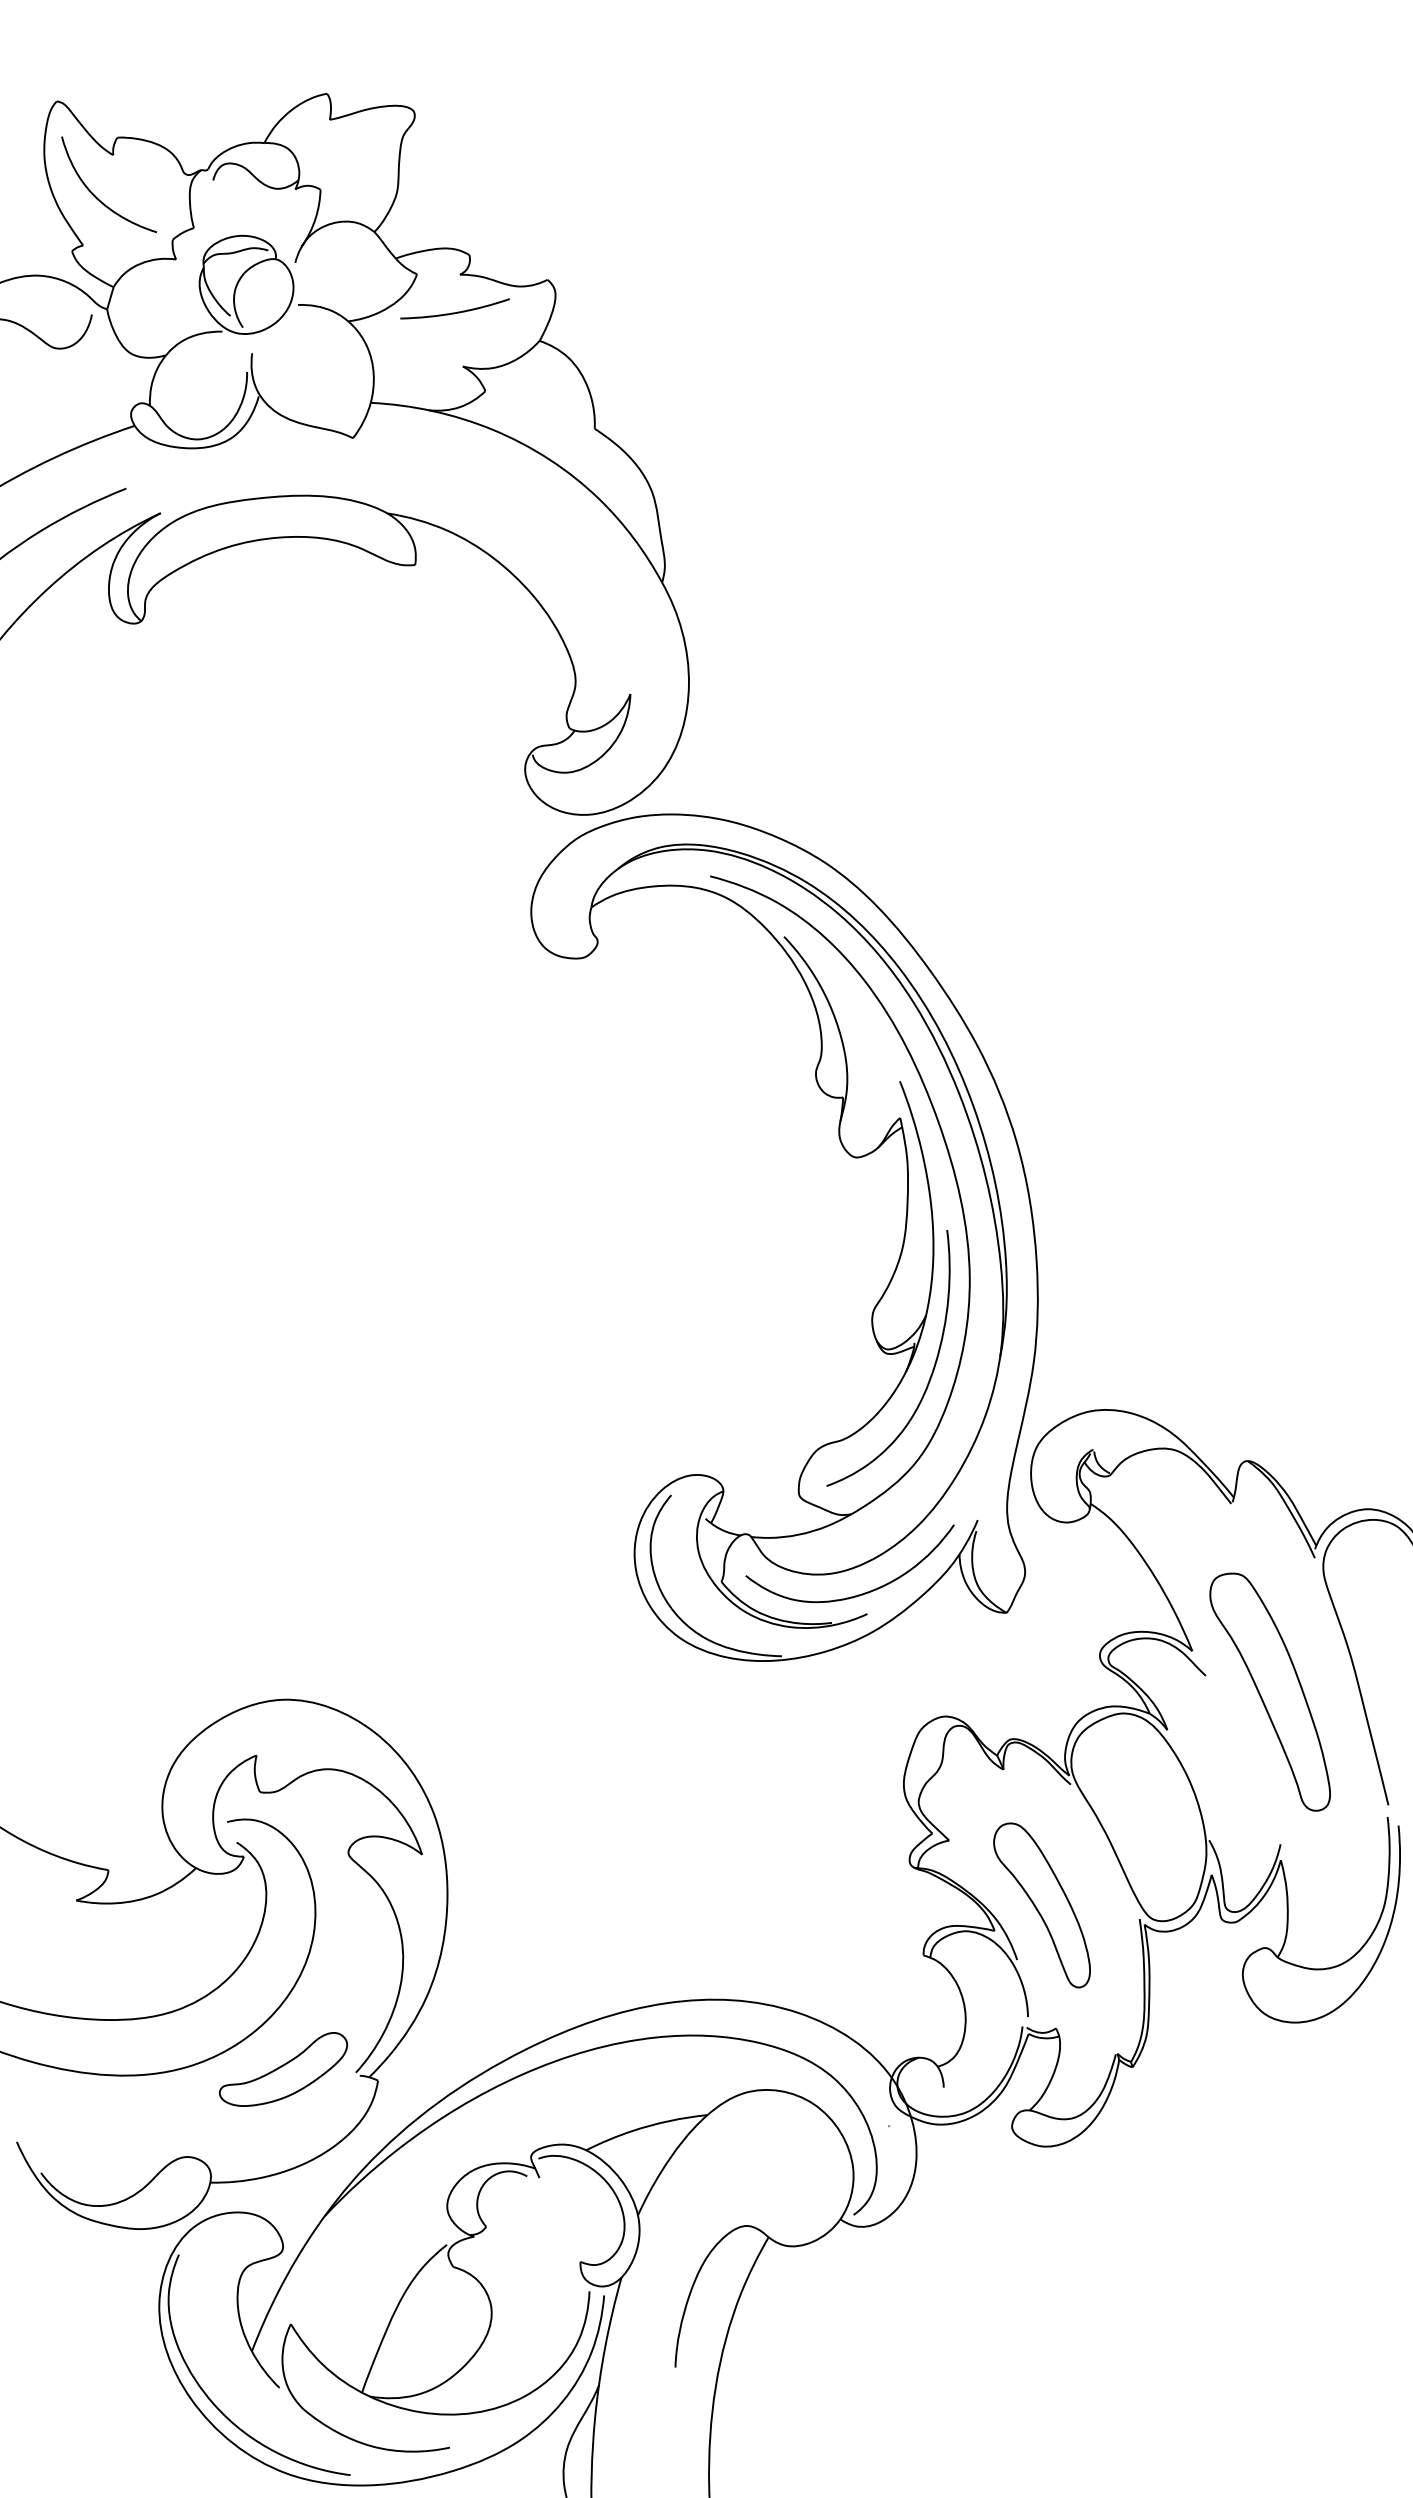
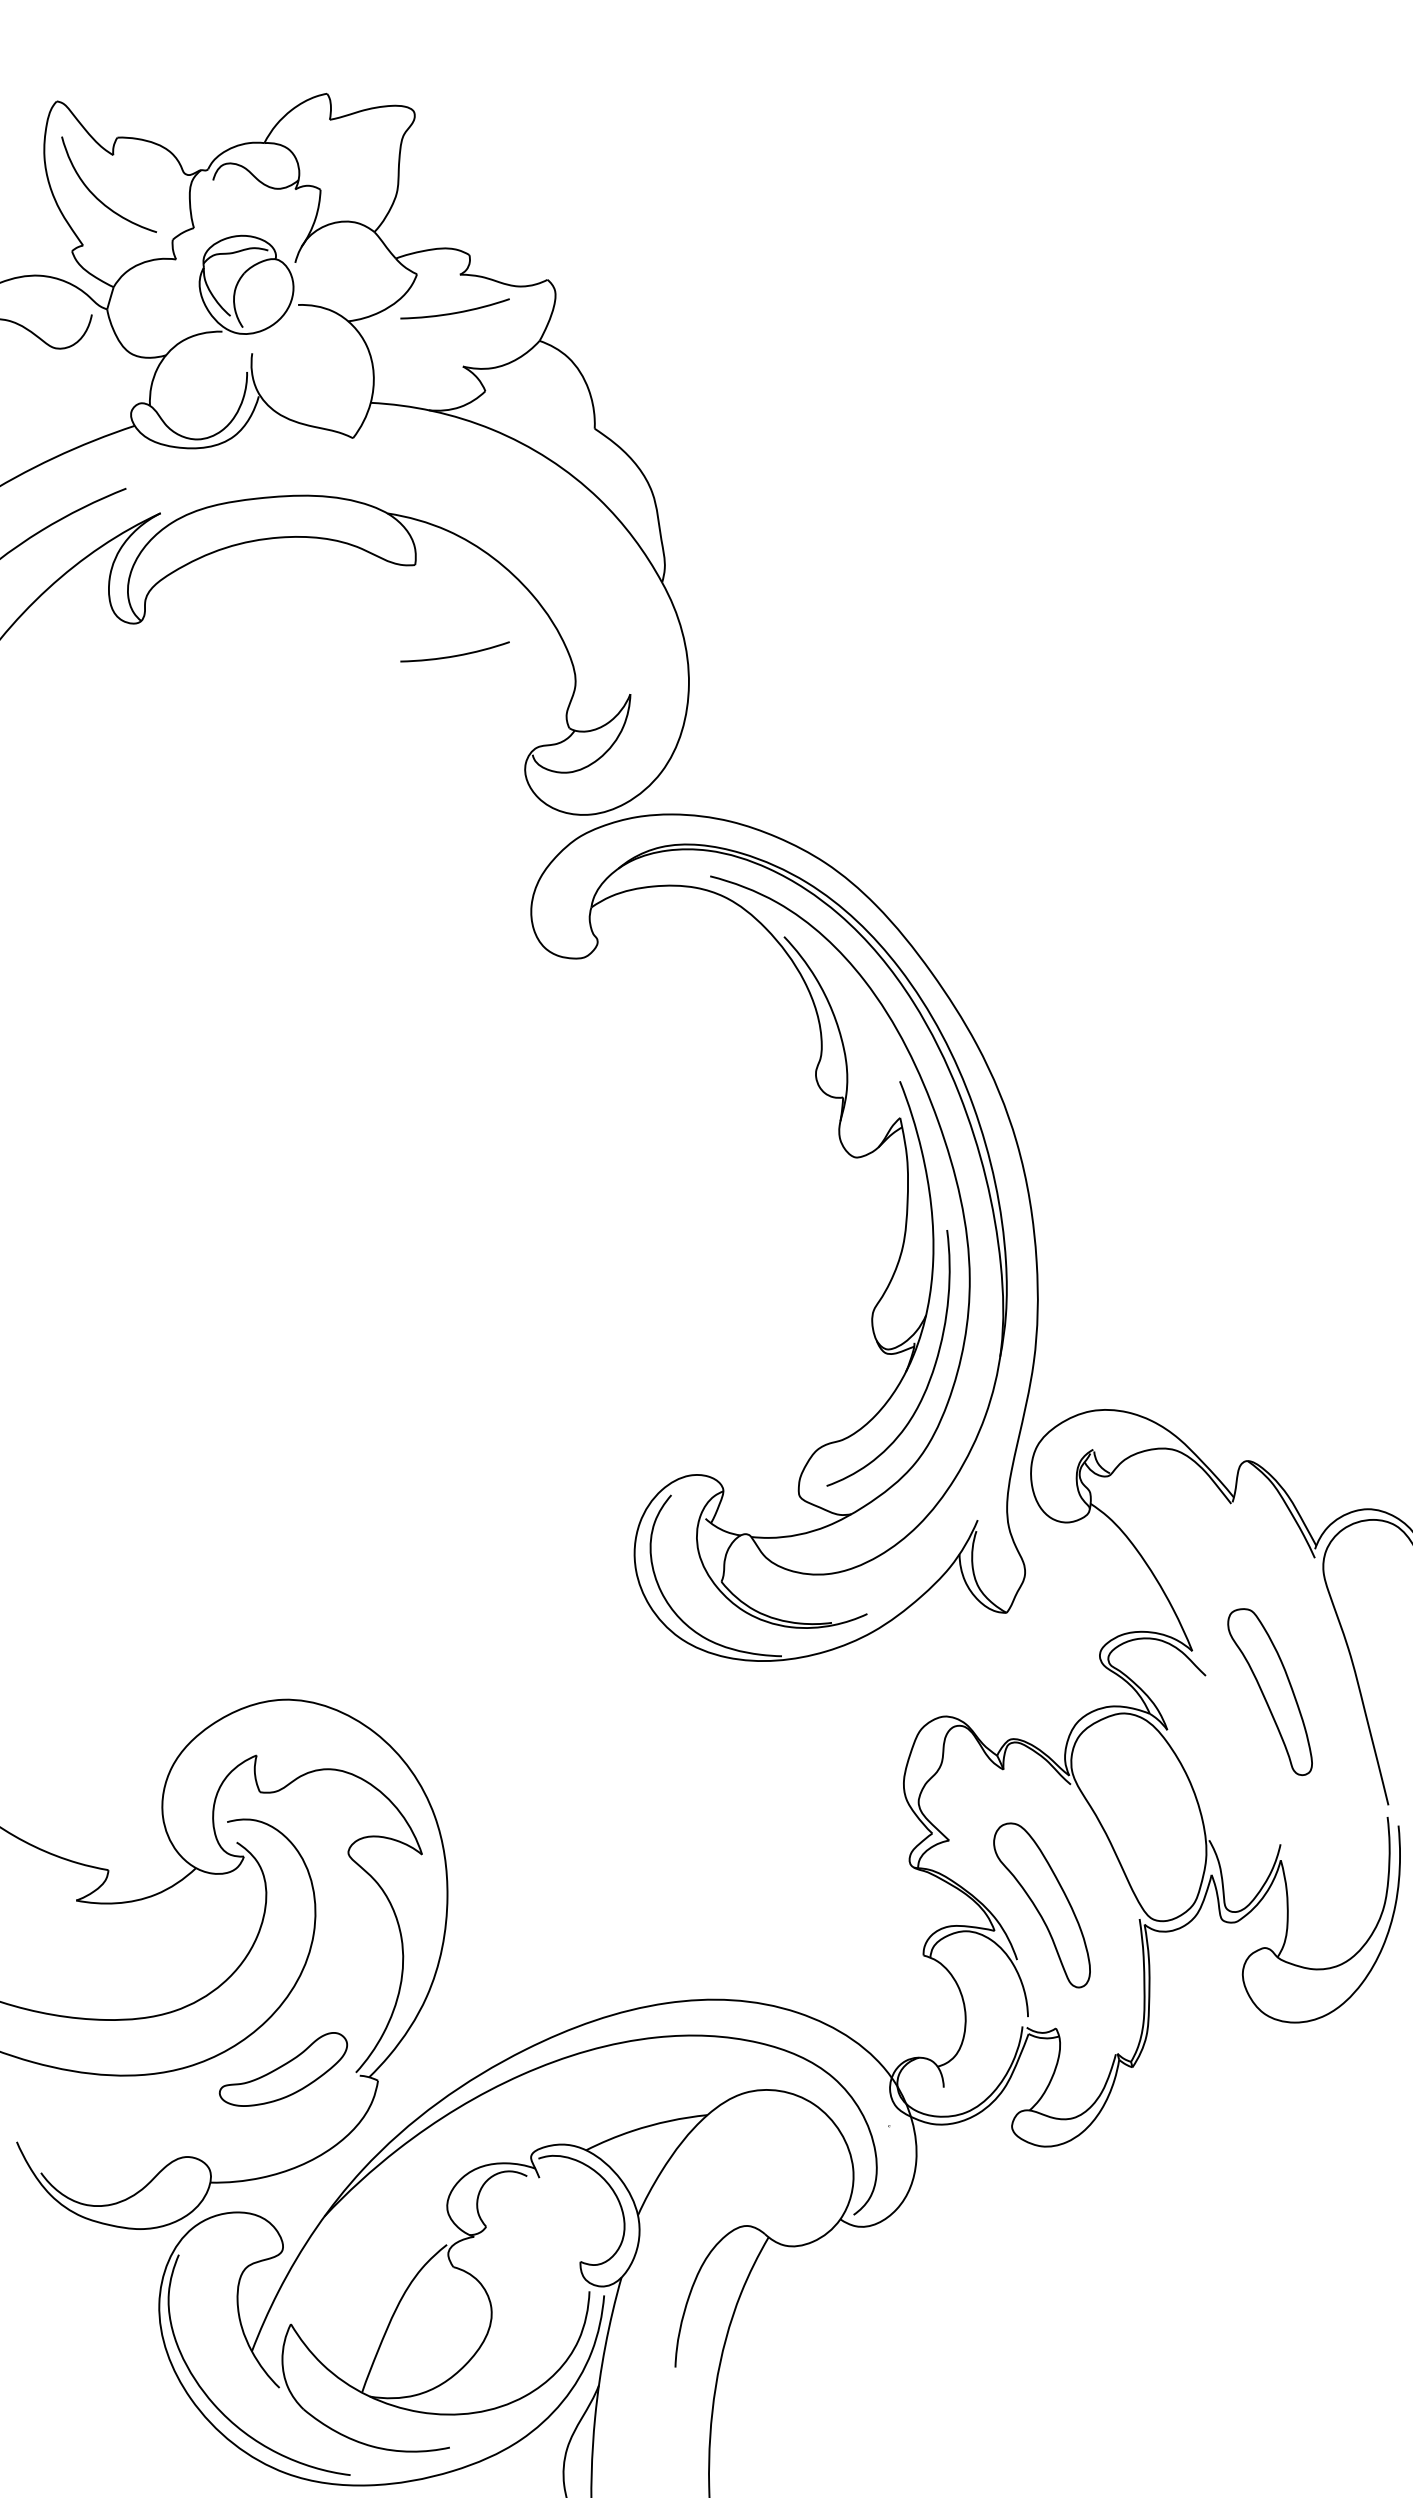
curve: none -> present (454, 655)
curve: present -> none (858, 1594)
part size: 122x240 px -> 86x169 px (1269, 1692)
